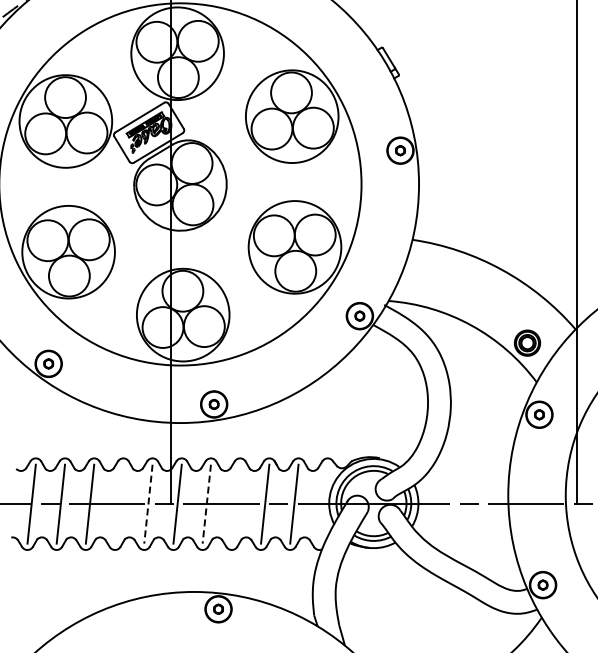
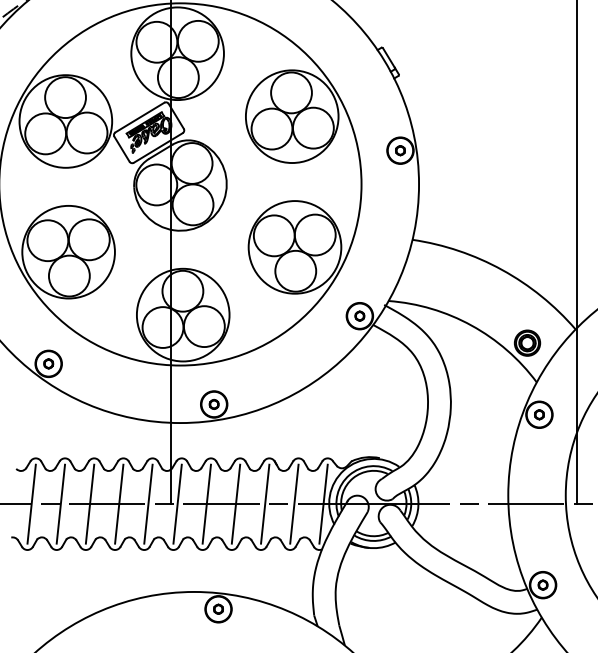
line: none -> present (119, 503)
line: none -> present (235, 503)
line: none -> present (323, 503)
line: dashed -> solid (148, 504)
line: dashed -> solid (206, 504)
